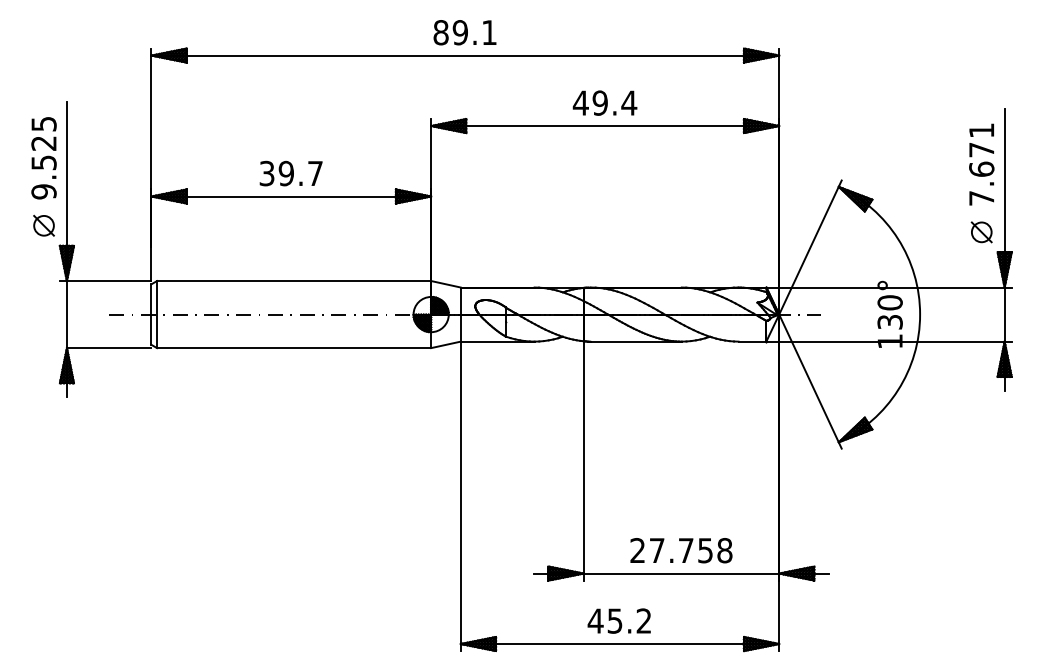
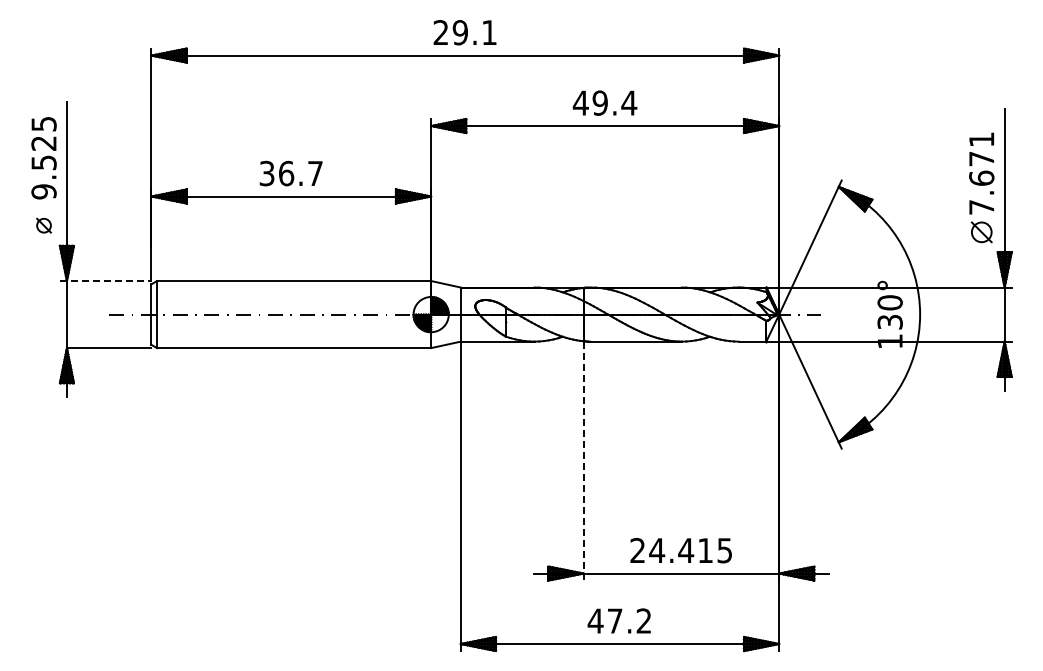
text: 89.1 -> 29.1 (440, 32)
text position: (981, 164) -> (981, 173) (981, 173)
text: 39.7 -> 36.7 (286, 173)
part size: 22x23 px -> 16x17 px (43, 225)
line: solid -> dashed (105, 281)
line: solid -> dashed (583, 461)
text: 27.758 -> 24.415 (690, 550)
text: 45.2 -> 47.2 (614, 620)
